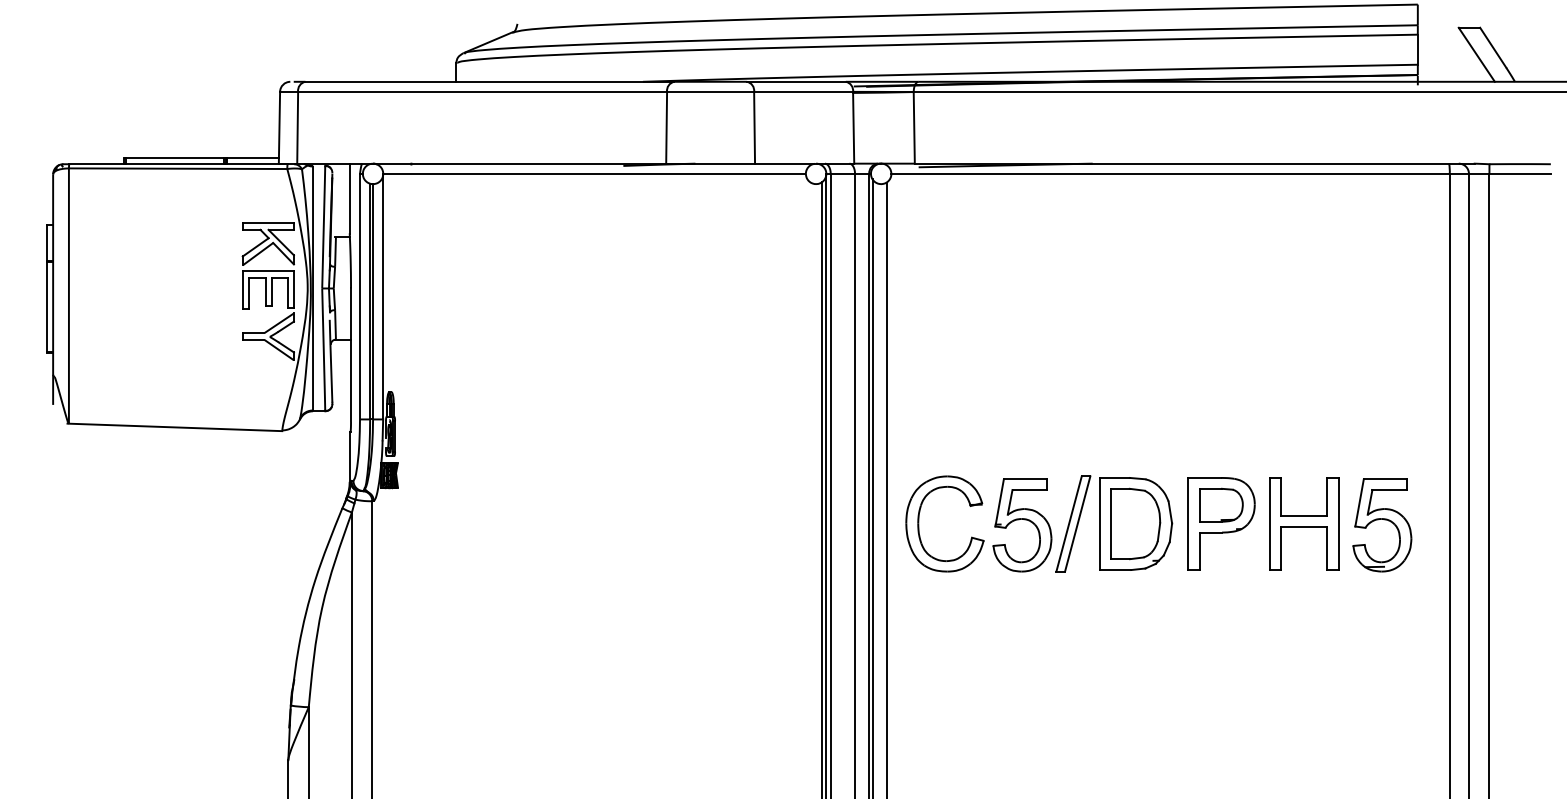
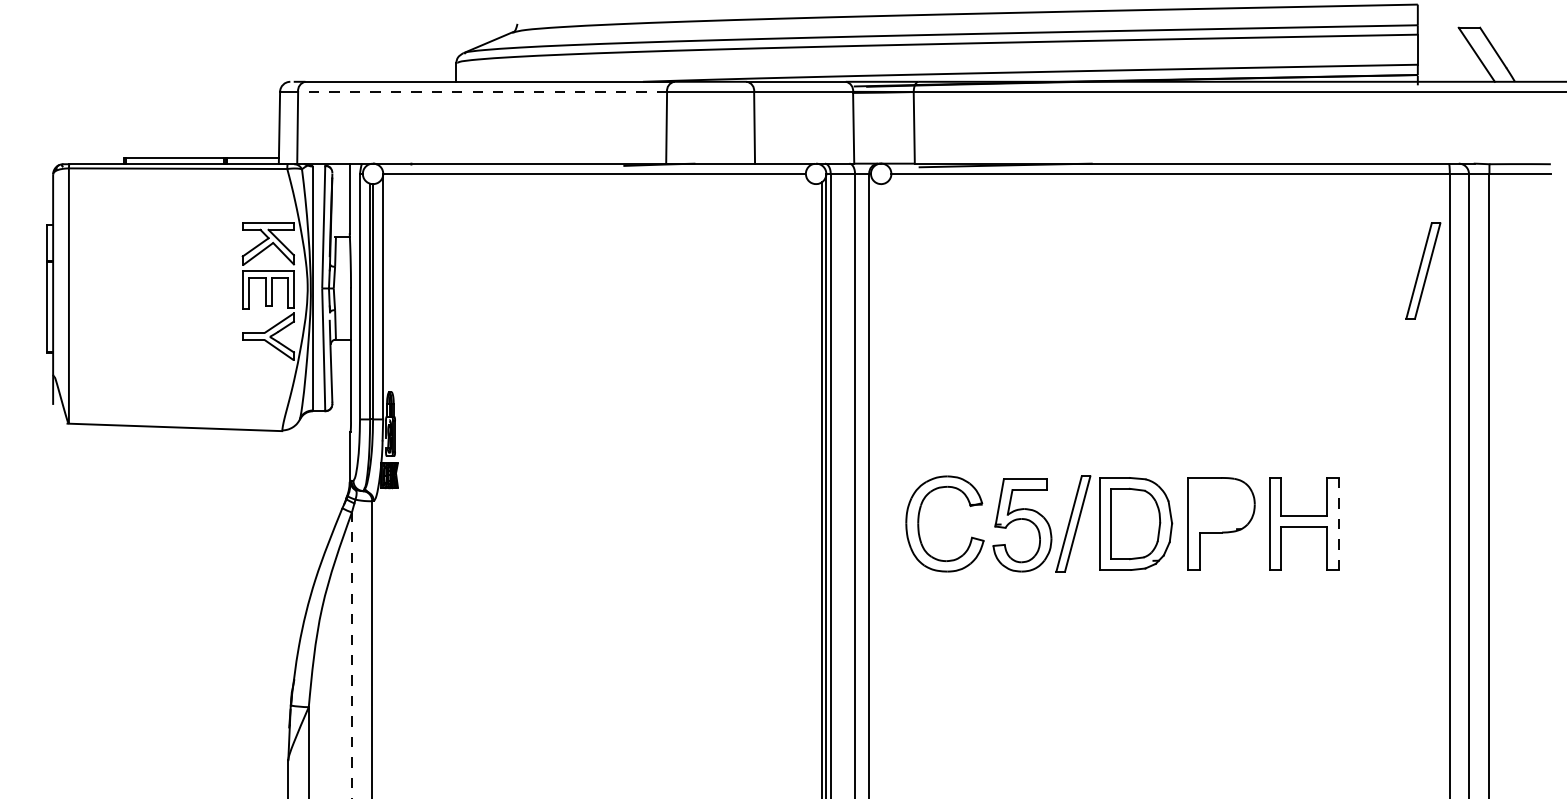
line: solid -> dashed (482, 91)
part: none -> present (1423, 270)
line: present -> none (872, 487)
line: present -> none (886, 488)
part: present -> none (1221, 504)
line: solid -> dashed (1338, 524)
part: present -> none (1382, 525)
line: solid -> dashed (351, 655)
